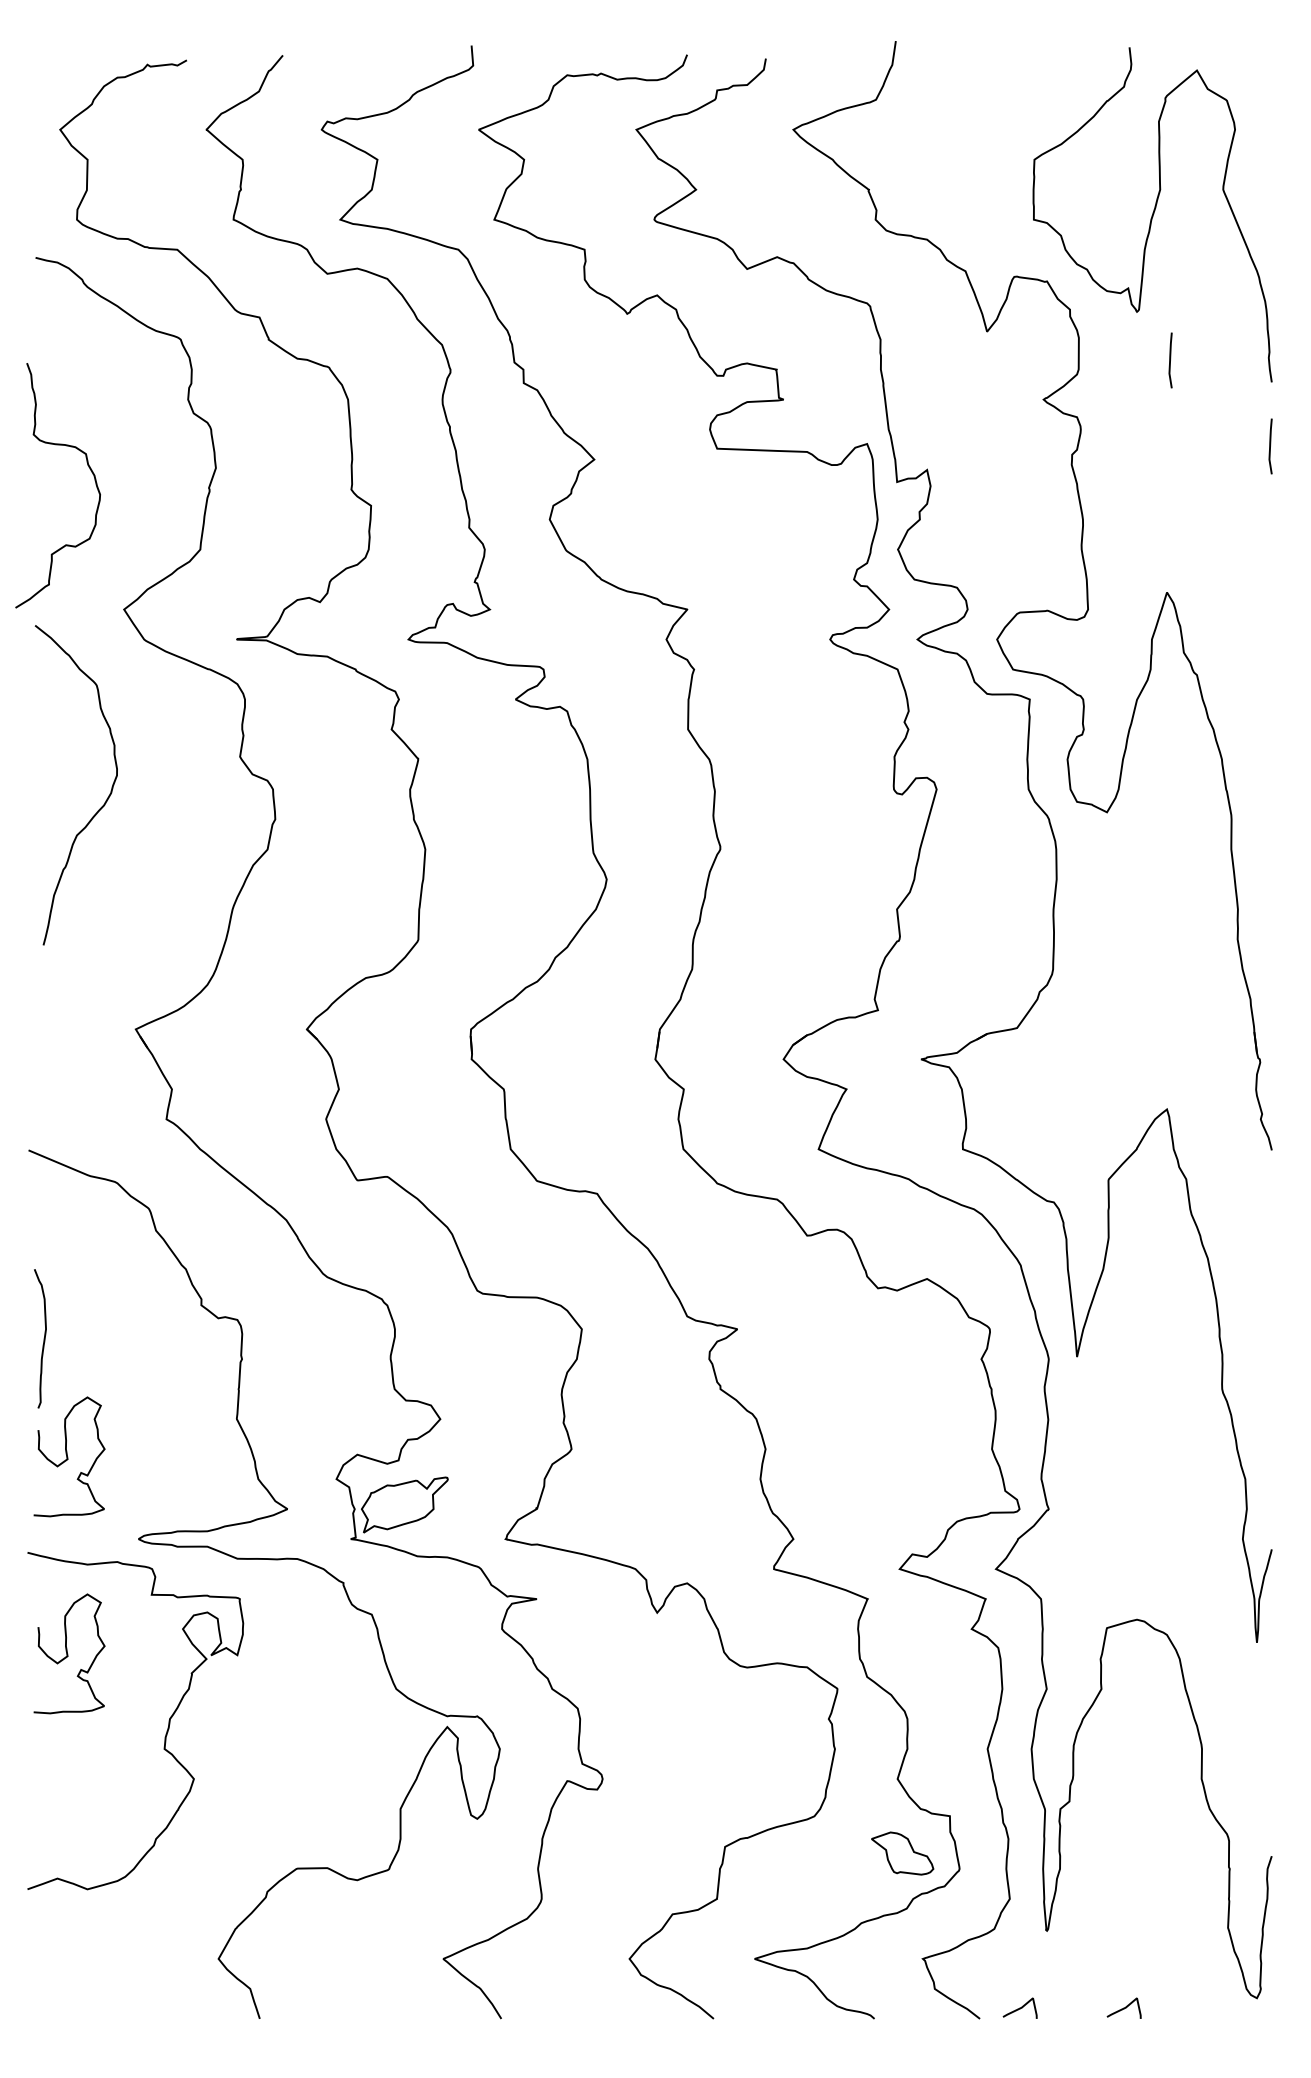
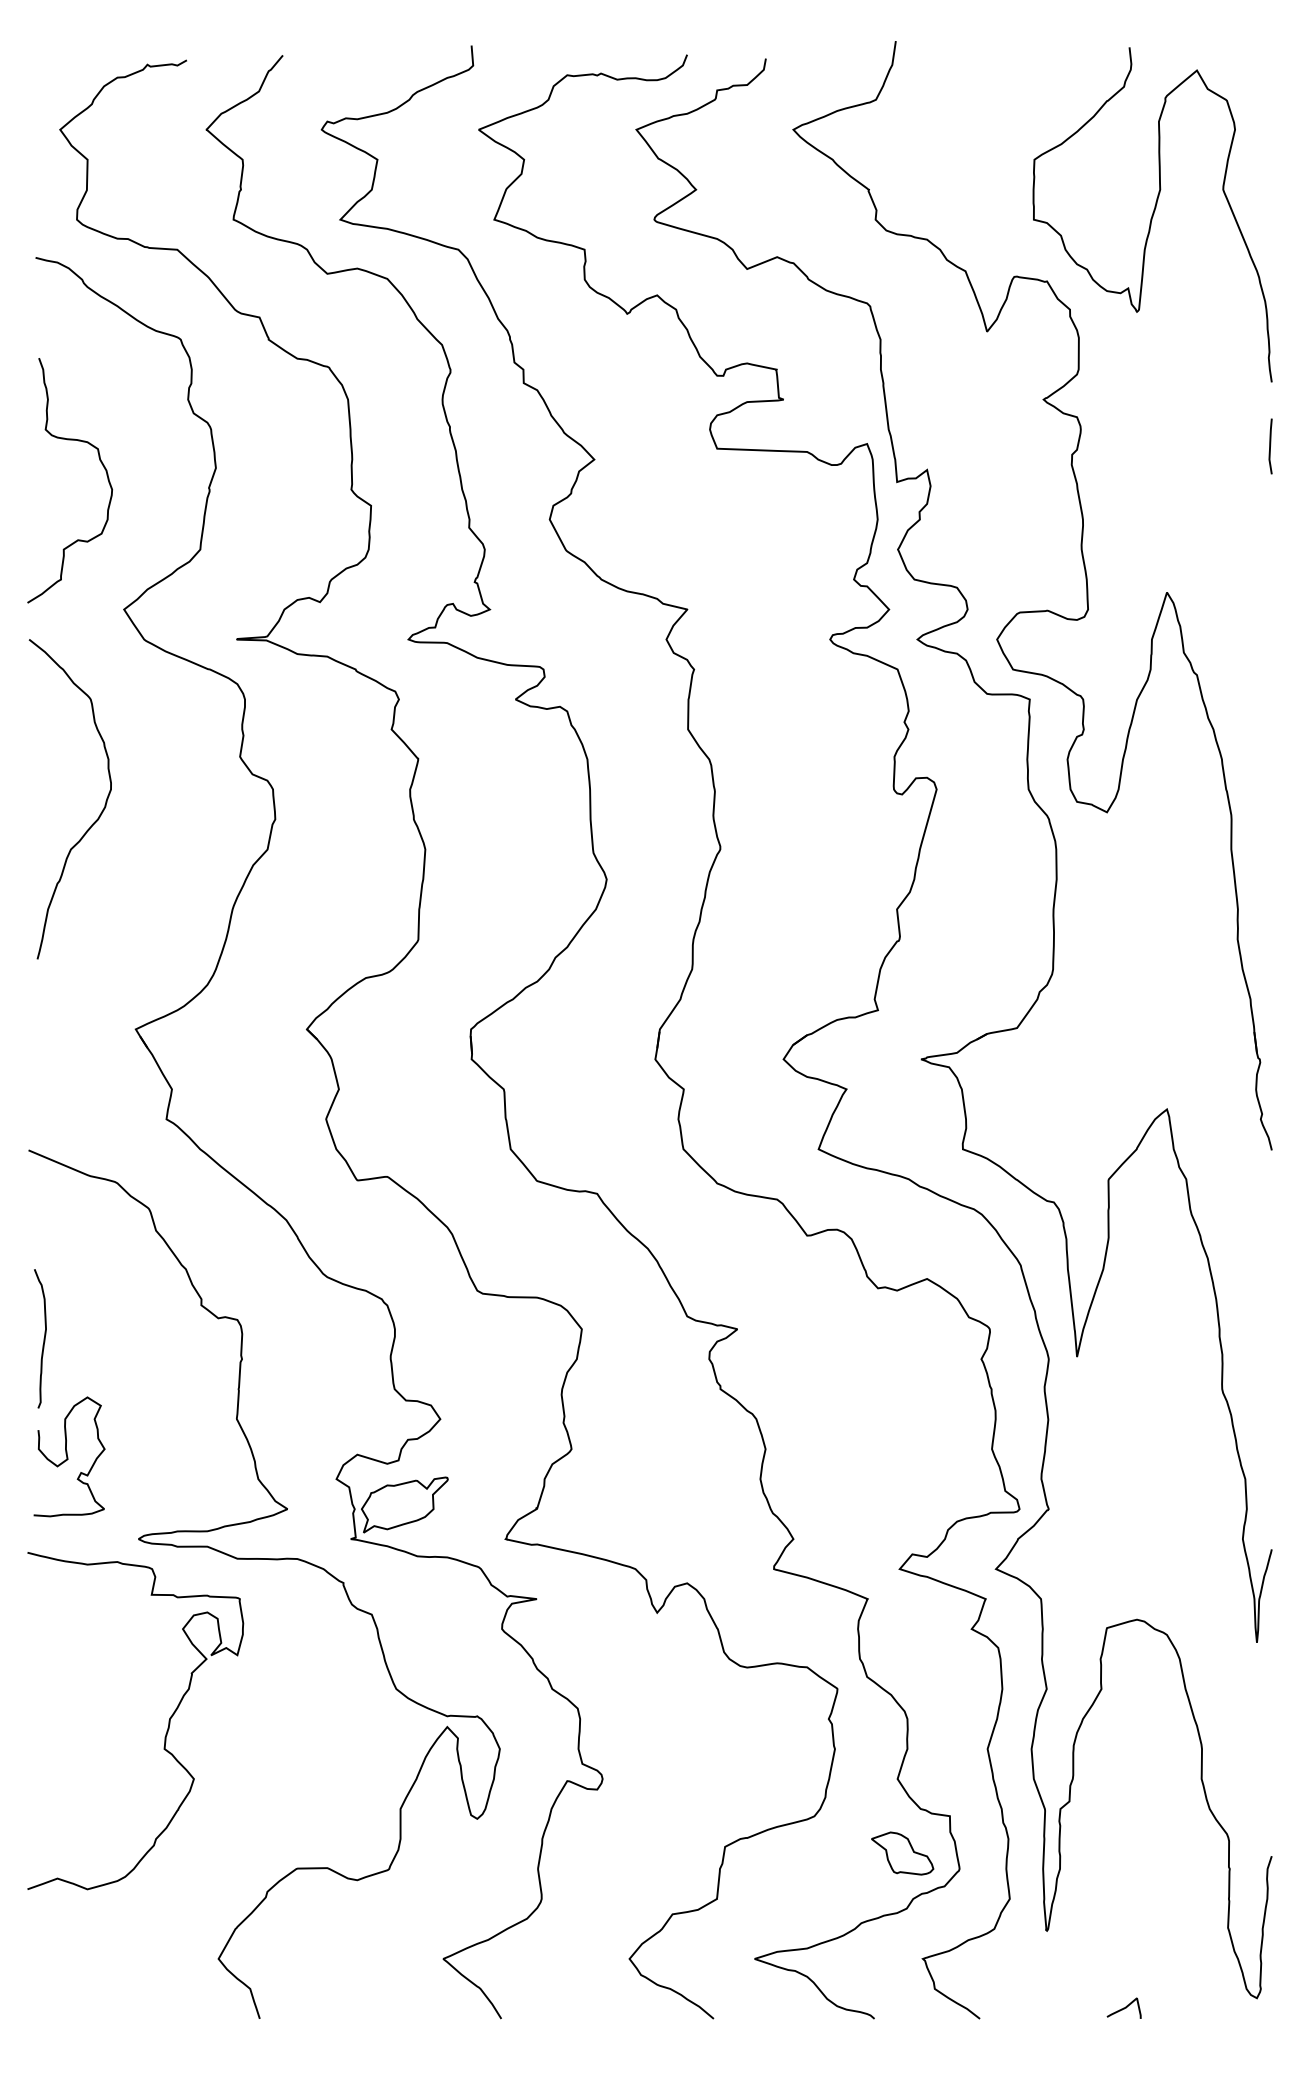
curve: present -> none (1170, 360)
curve position: (89, 469) -> (101, 464) (101, 464)
curve position: (99, 808) -> (93, 822) (93, 822)
curve: present -> none (68, 1654)
curve: present -> none (1019, 2007)
